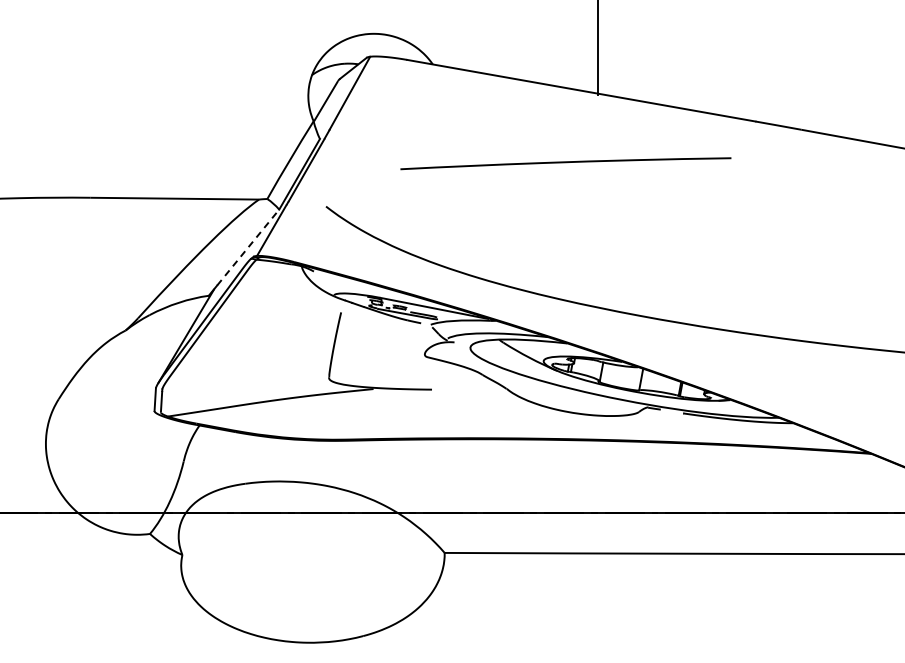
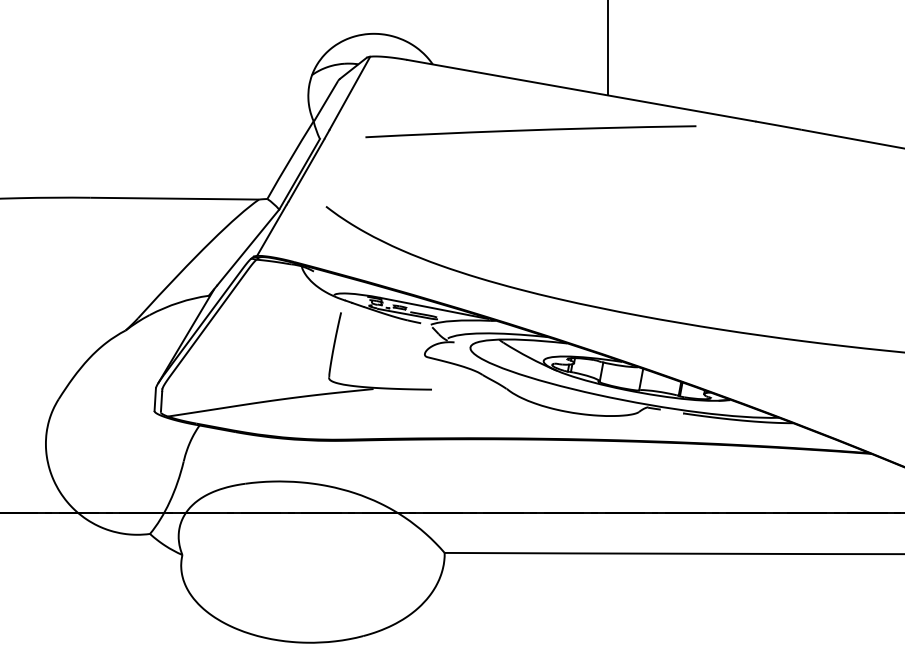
line position: (597, 48) -> (607, 48) (607, 48)
curve position: (565, 163) -> (530, 131) (530, 131)
line: dashed -> solid (248, 247)
